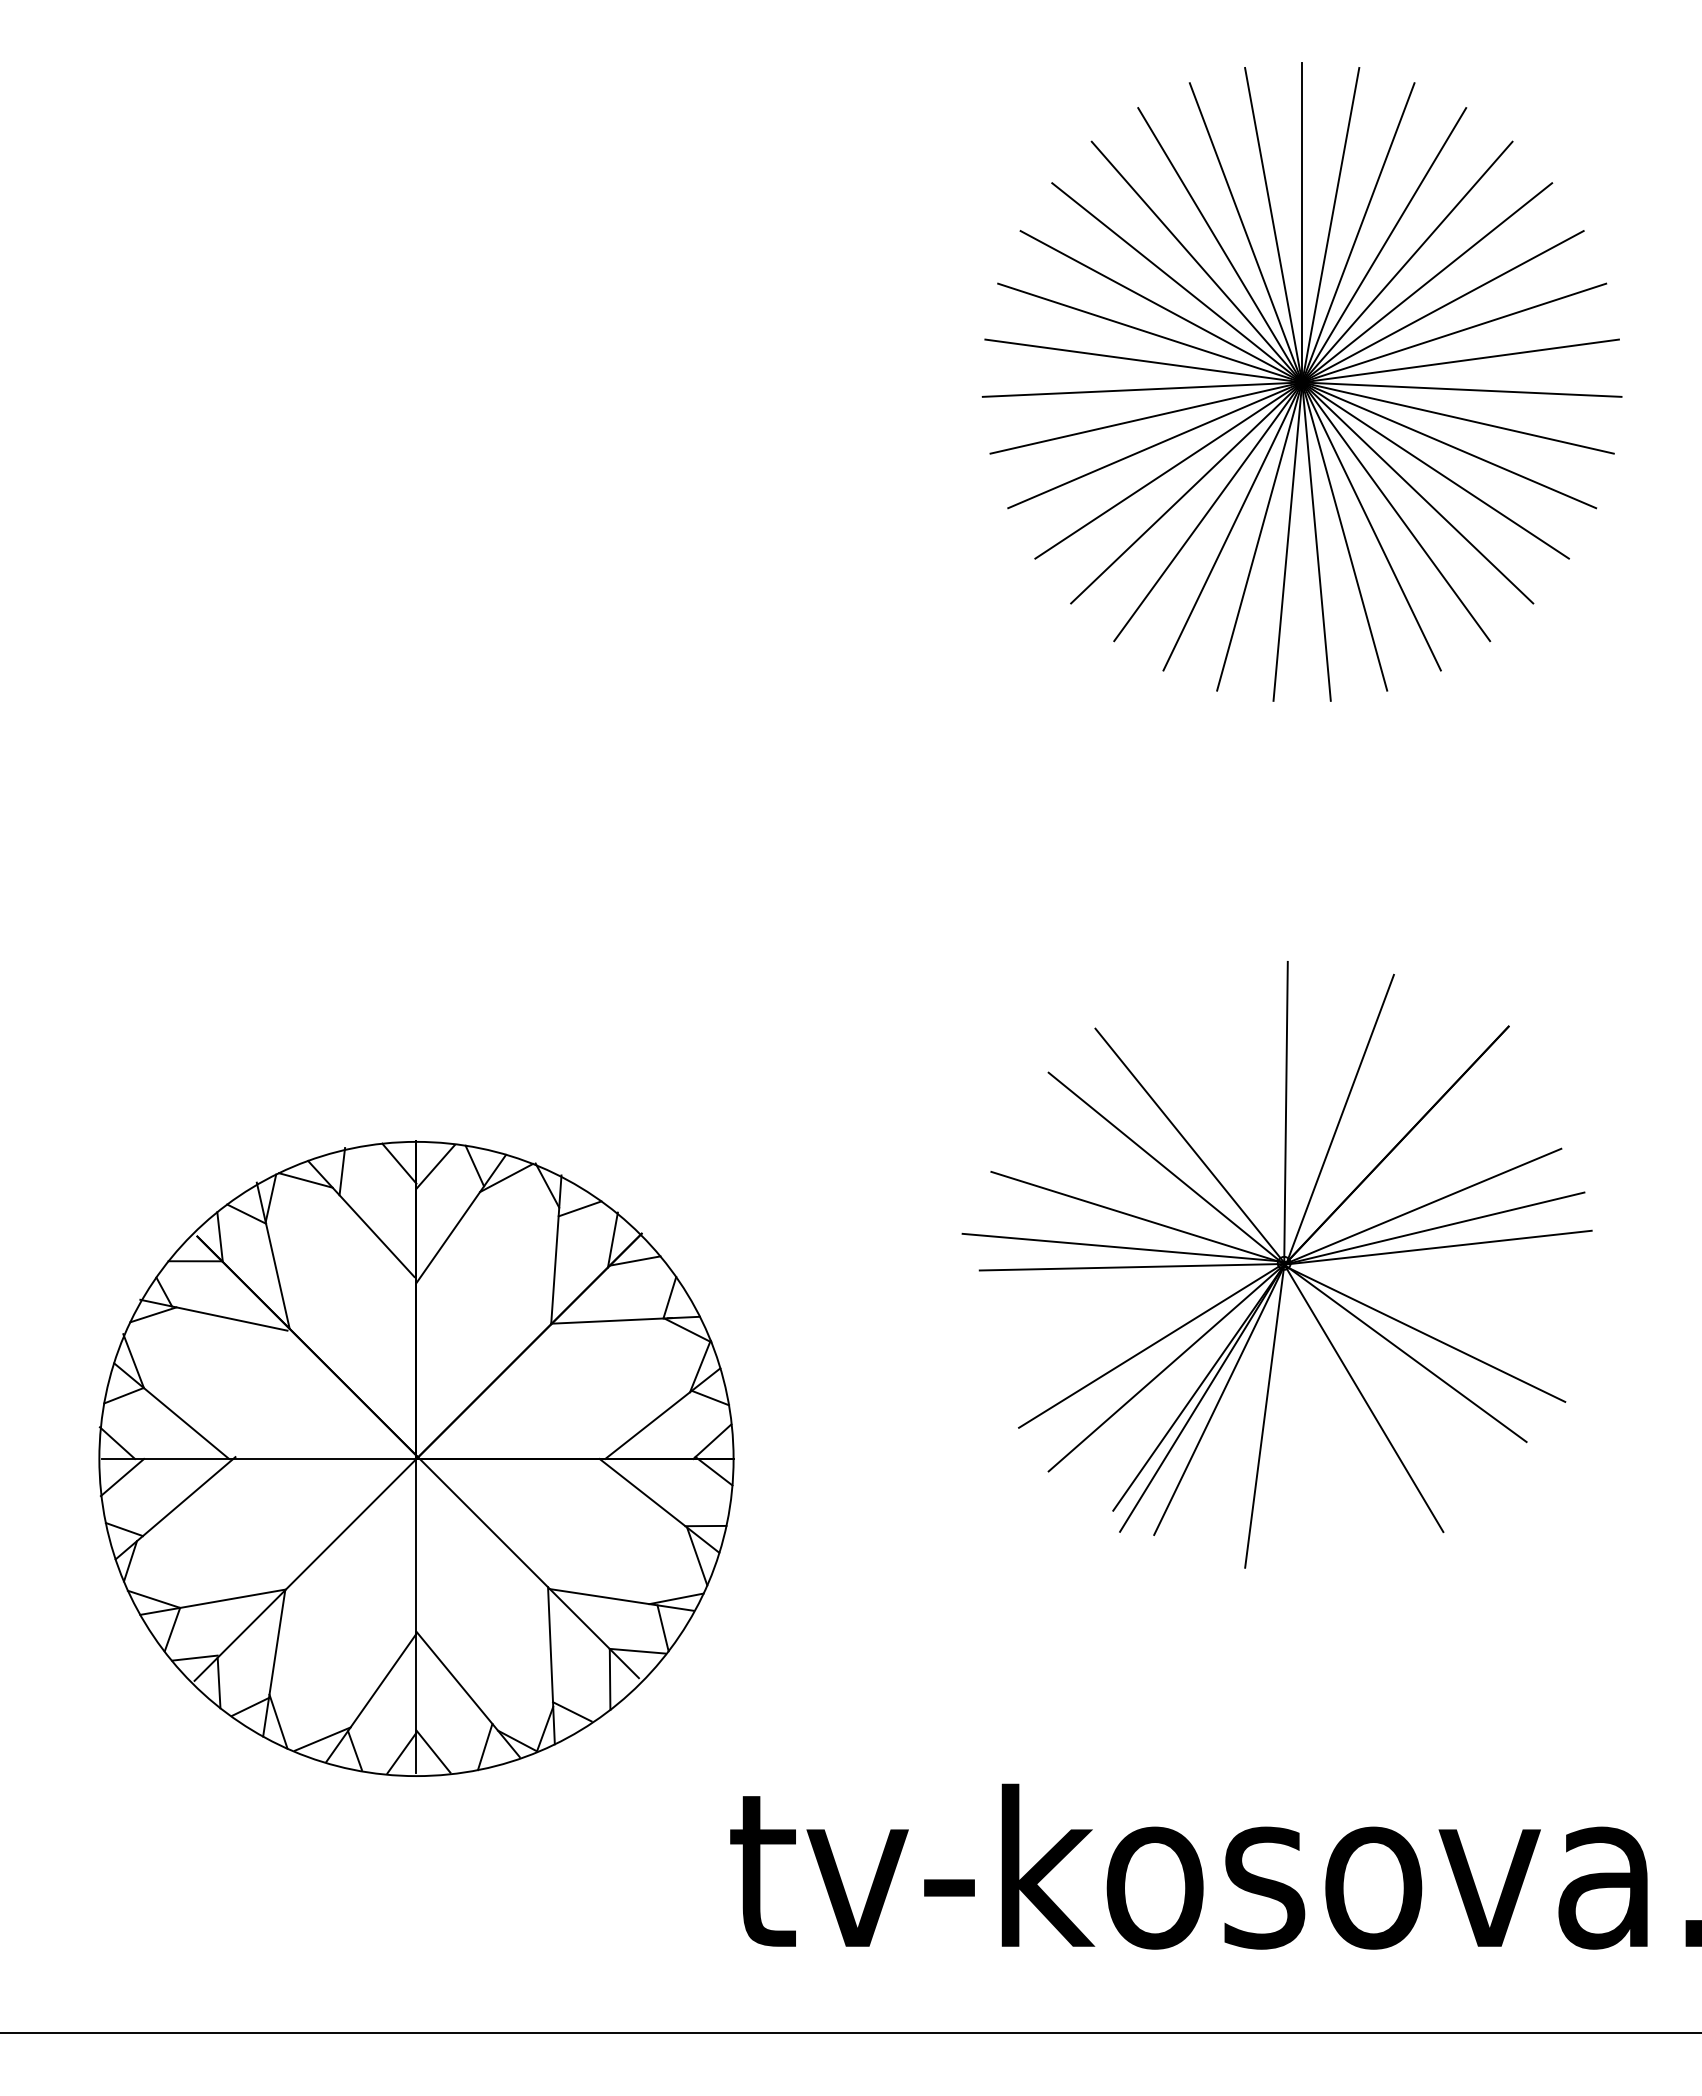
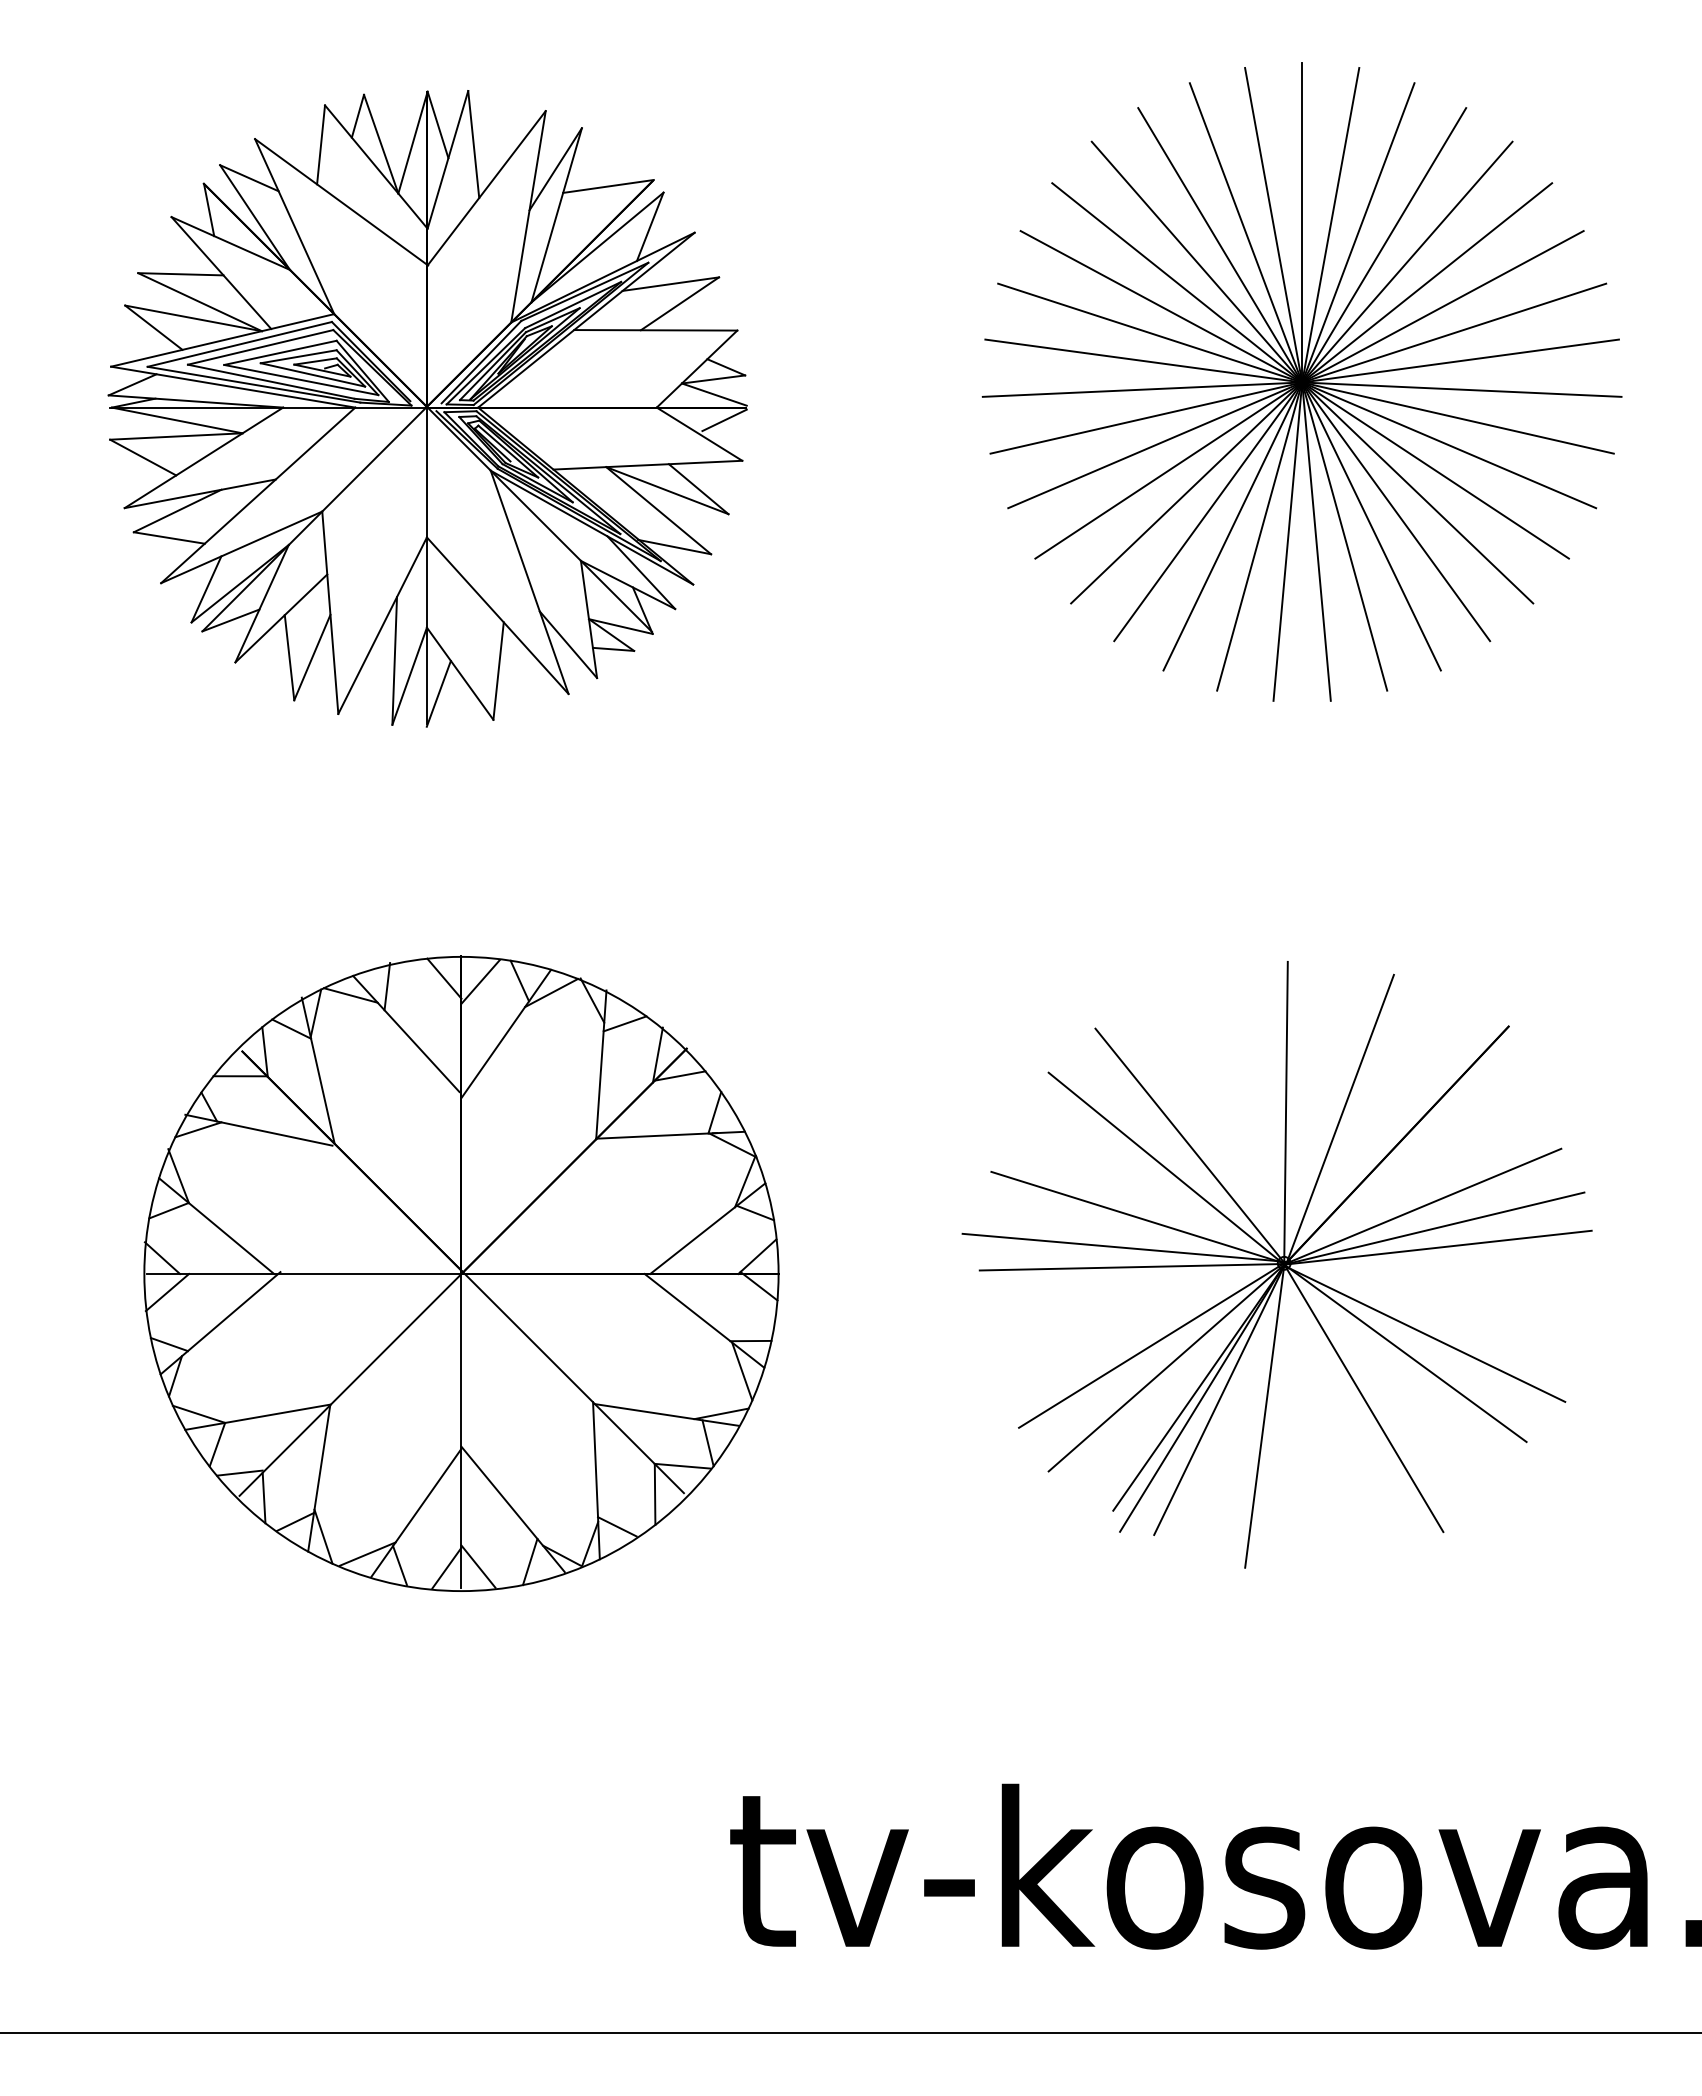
part: none -> present (427, 408)
part position: (416, 1458) -> (461, 1273) (461, 1273)
